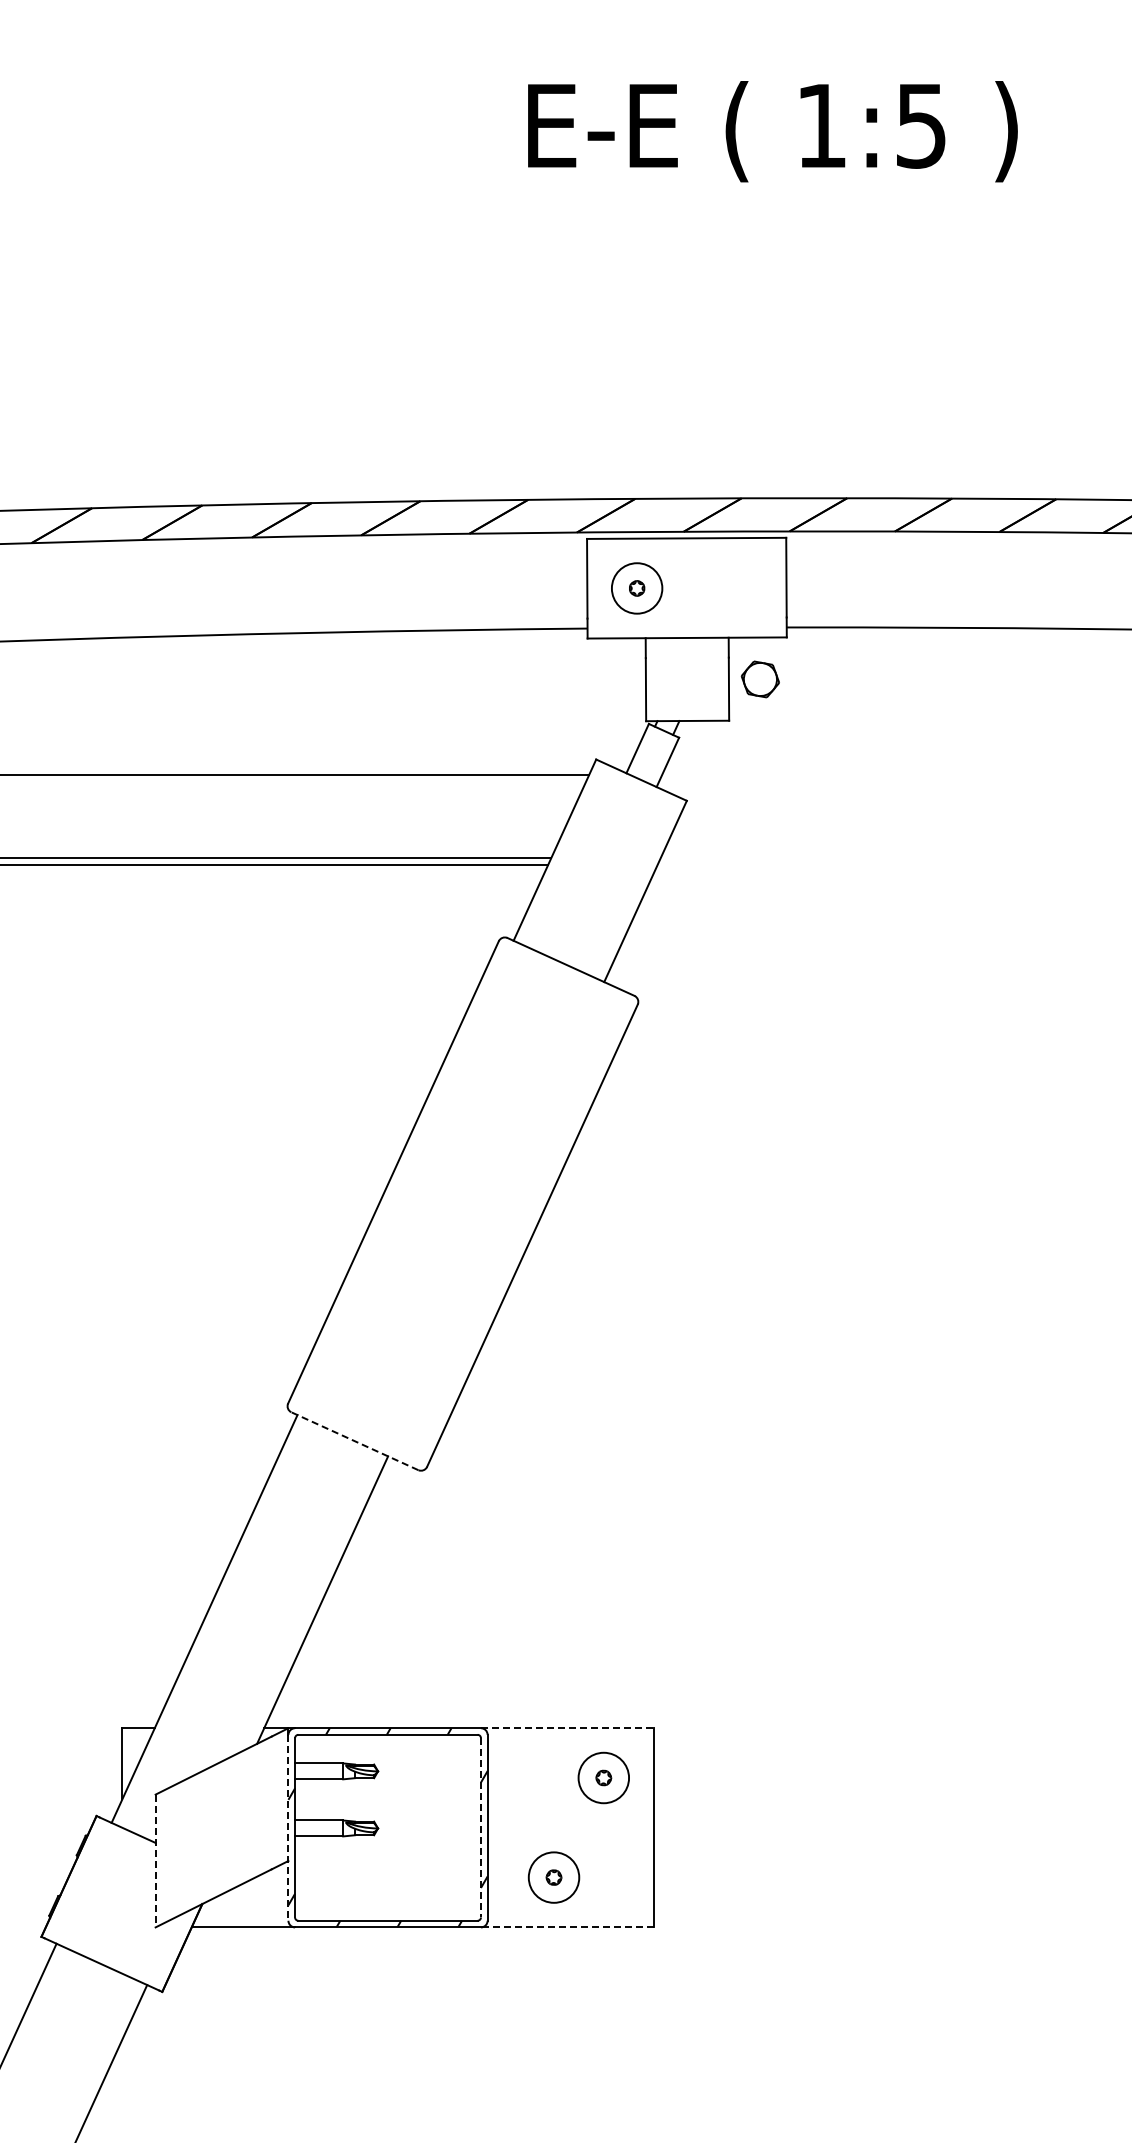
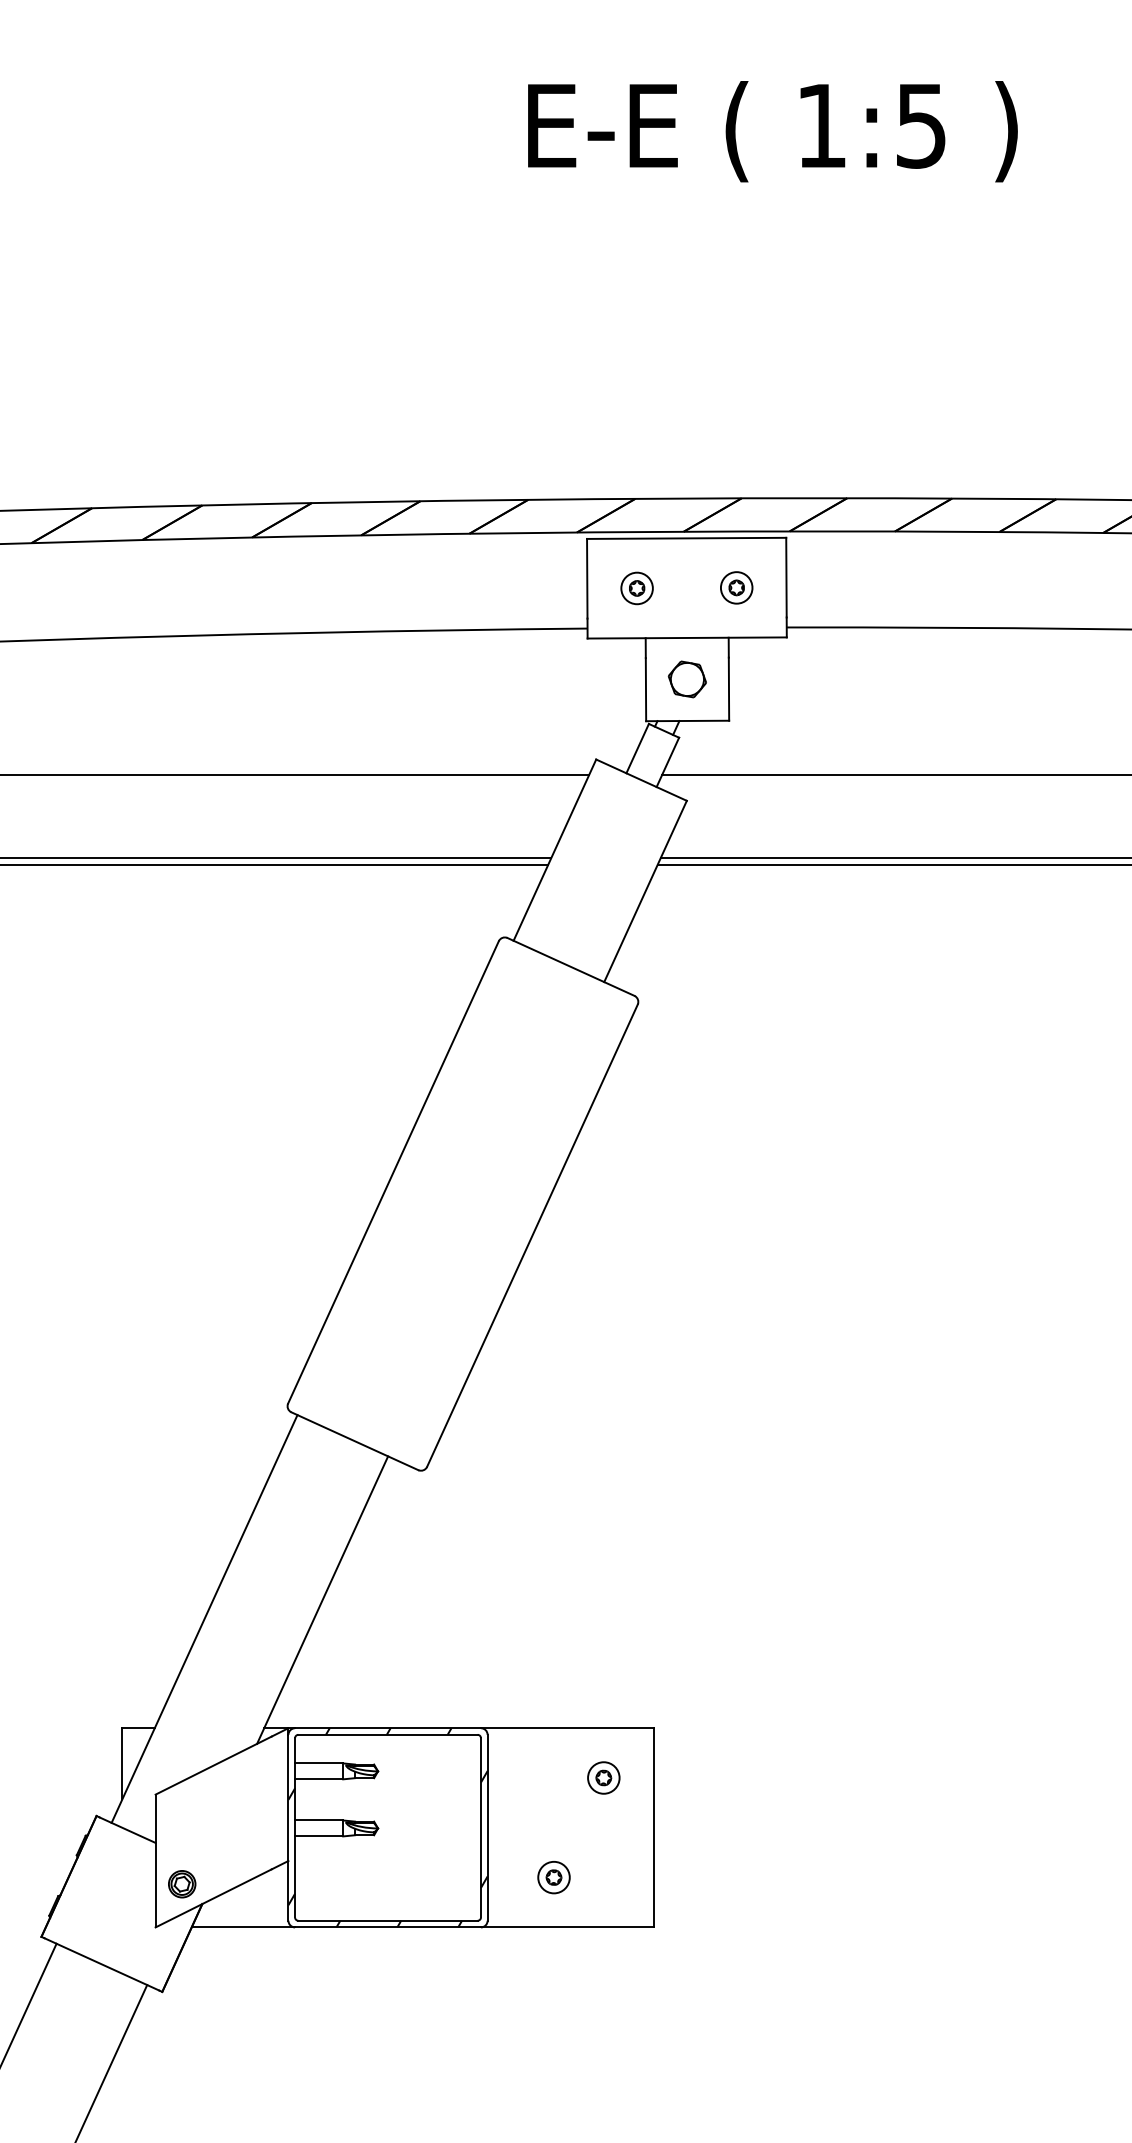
part: none -> present (736, 587)
circle diameter: 50 px -> 32 px (636, 588)
part position: (759, 679) -> (686, 679) (686, 679)
line: none -> present (894, 775)
line: none -> present (894, 858)
line: none -> present (892, 865)
line: dashed -> solid (354, 1441)
line: dashed -> solid (567, 1728)
circle diameter: 50 px -> 32 px (603, 1777)
line: dashed -> solid (288, 1827)
line: dashed -> solid (480, 1827)
line: dashed -> solid (155, 1861)
circle diameter: 50 px -> 32 px (553, 1877)
part: none -> present (182, 1884)
line: dashed -> solid (566, 1927)
